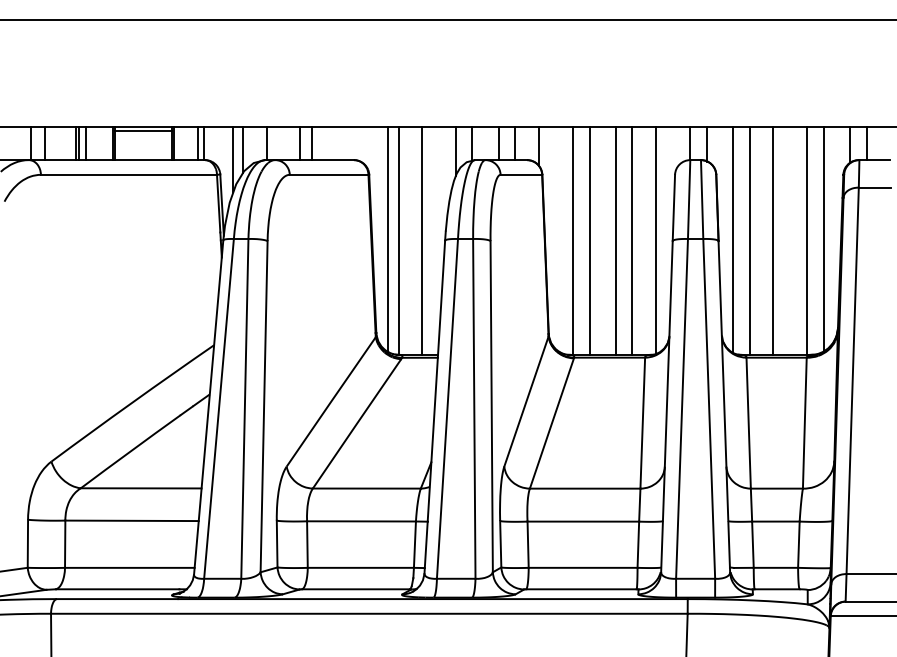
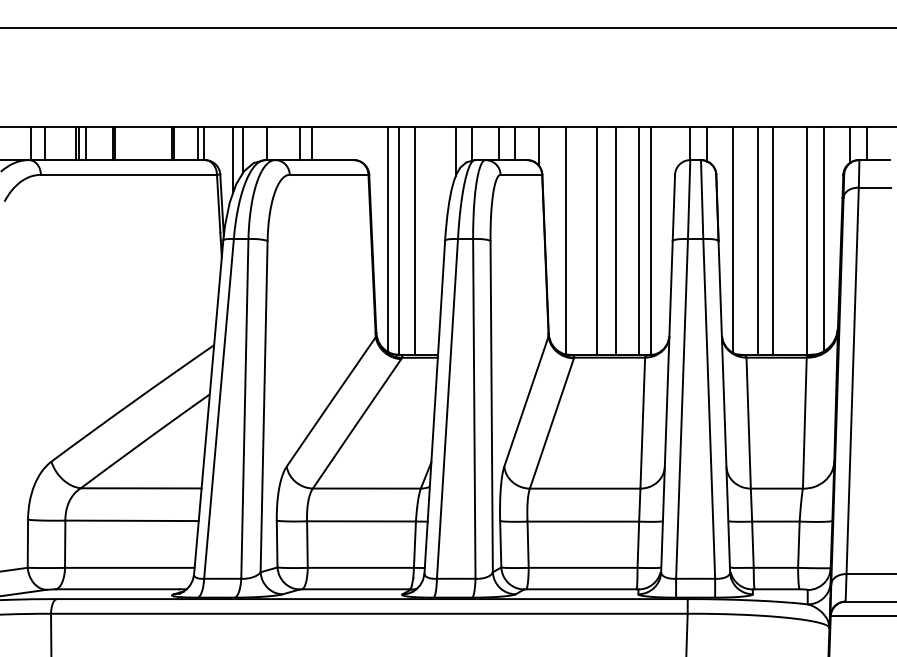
line position: (447, 19) -> (447, 27) (447, 27)
line: present -> none (143, 131)
line position: (422, 240) -> (415, 240) (415, 240)
line position: (572, 240) -> (565, 240) (565, 240)
line position: (589, 240) -> (596, 240) (596, 240)
line position: (632, 240) -> (639, 240) (639, 240)
line position: (656, 240) -> (651, 240) (651, 240)
line position: (749, 240) -> (757, 240) (757, 240)
